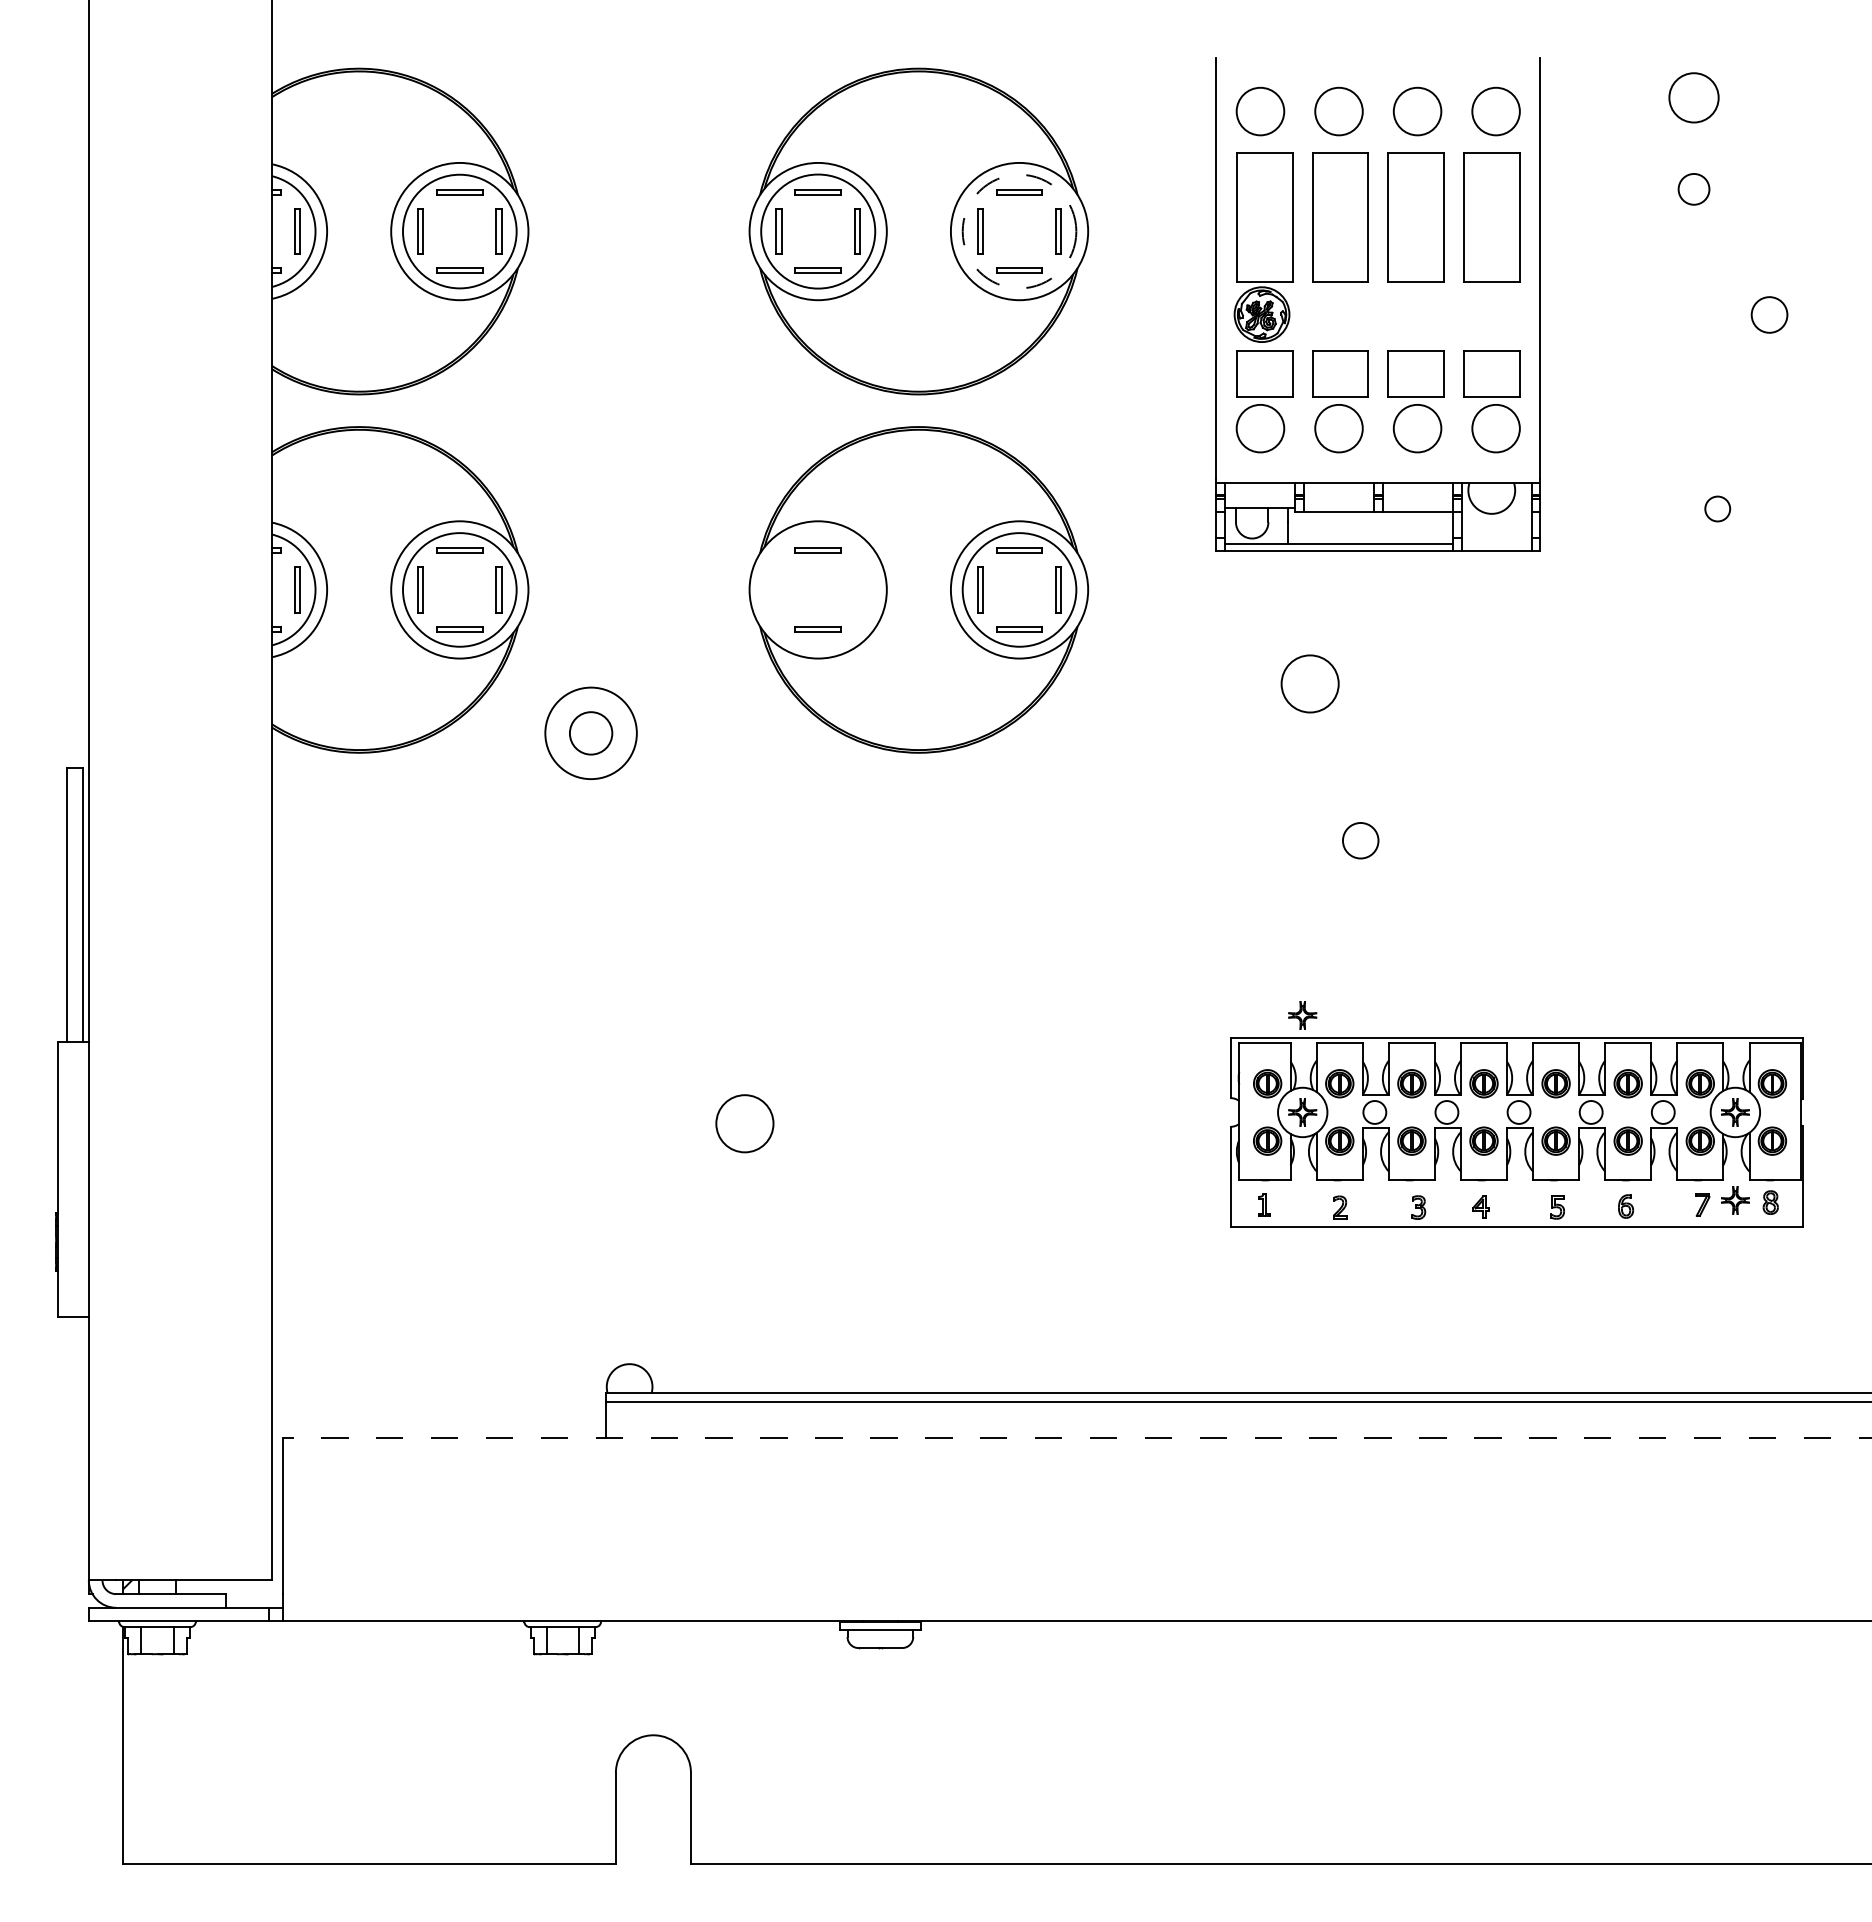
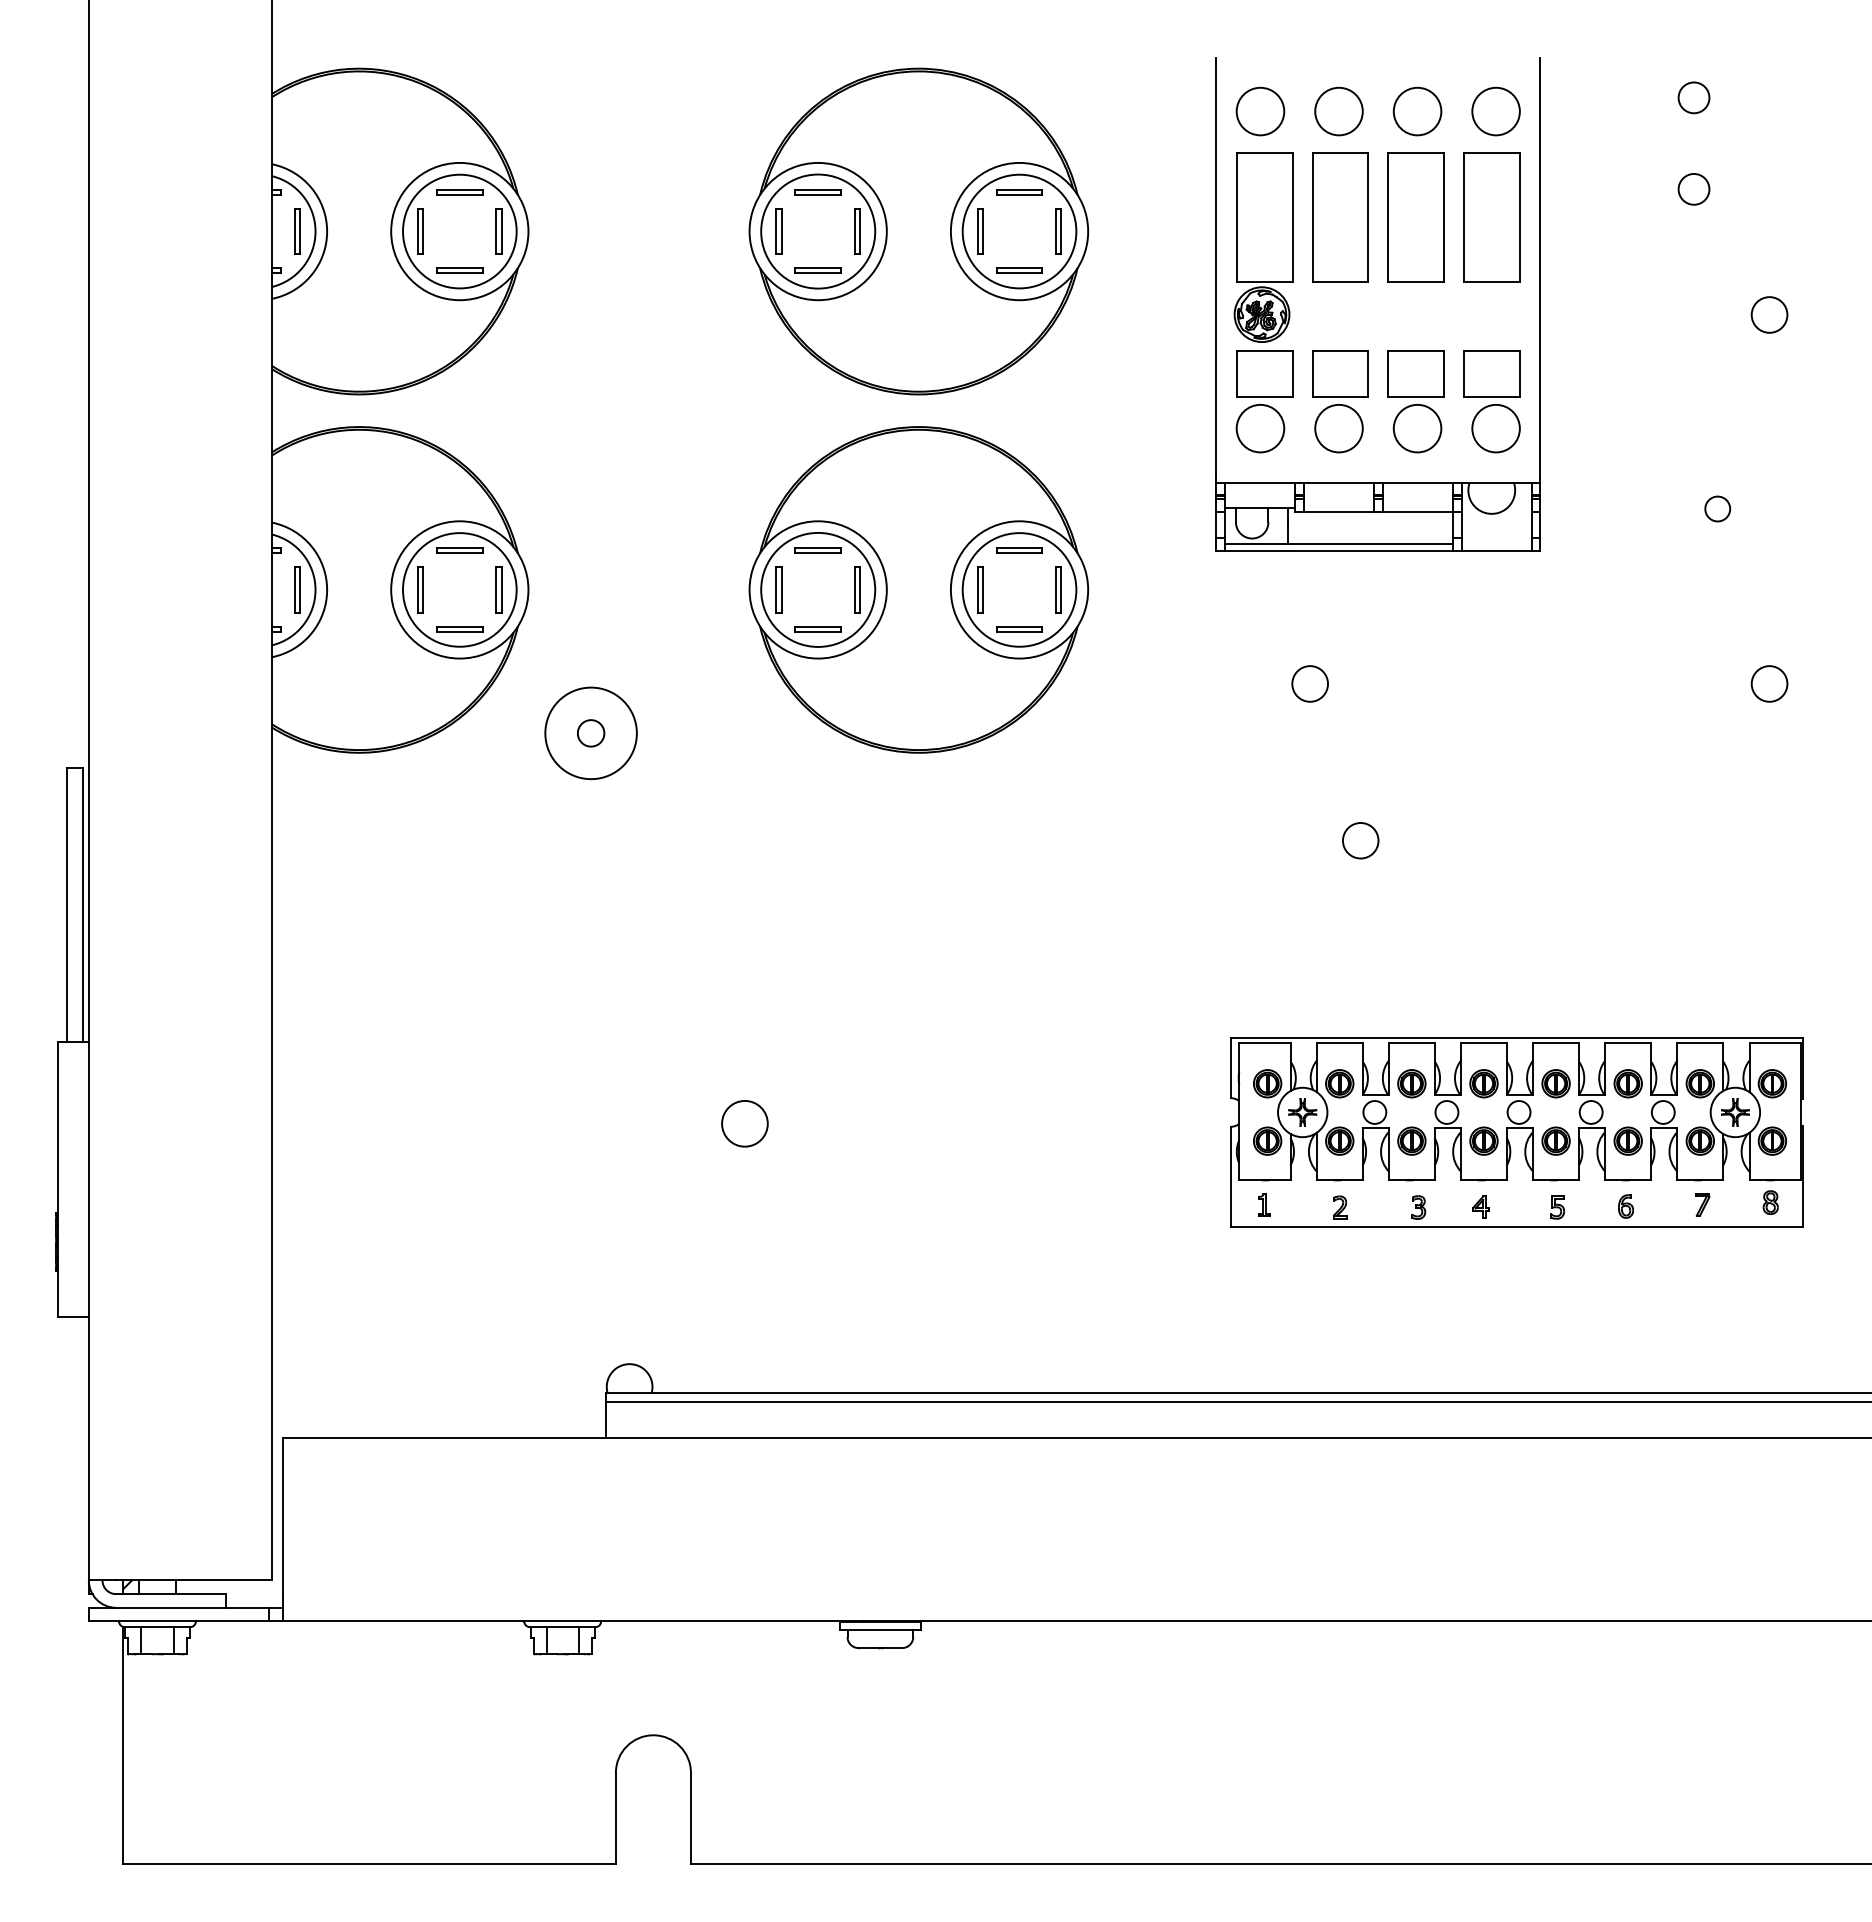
circle diameter: 49 px -> 31 px (1693, 97)
circle: dashed -> solid (1019, 231)
part: none -> present (818, 589)
circle diameter: 57 px -> 36 px (1310, 683)
circle: none -> present (1769, 683)
circle diameter: 42 px -> 27 px (590, 733)
part: present -> none (1302, 1015)
circle size: 60x60 px -> 48x48 px (744, 1123)
part: present -> none (1735, 1200)
line: dashed -> solid (1076, 1438)
